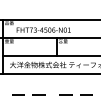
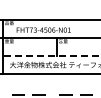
line: solid -> dashed (51, 56)
